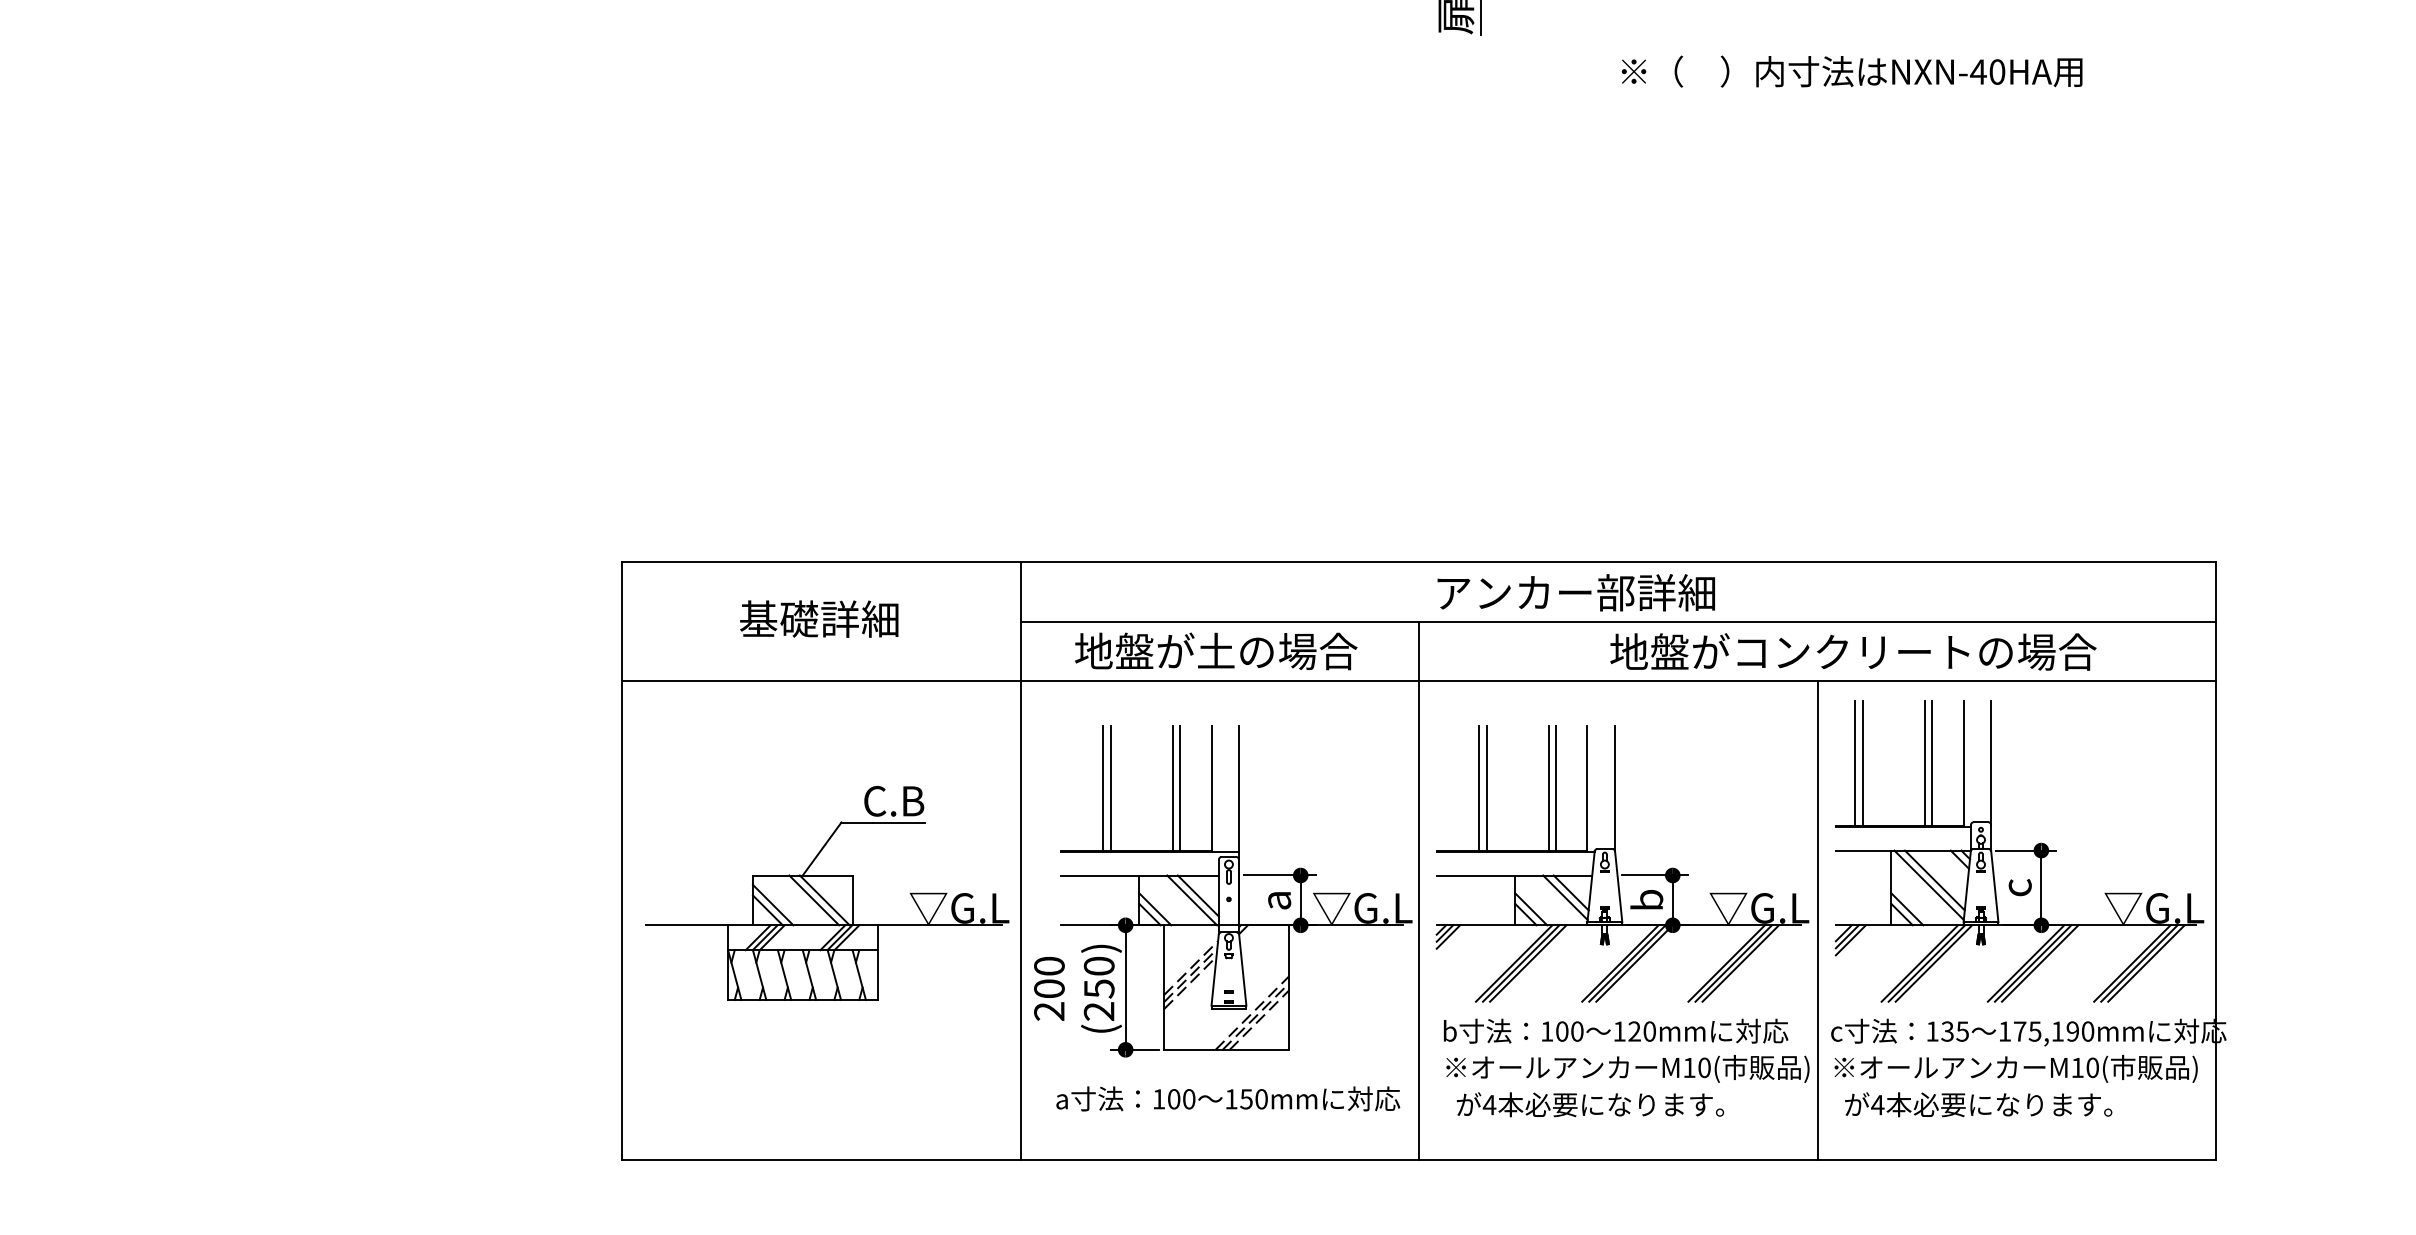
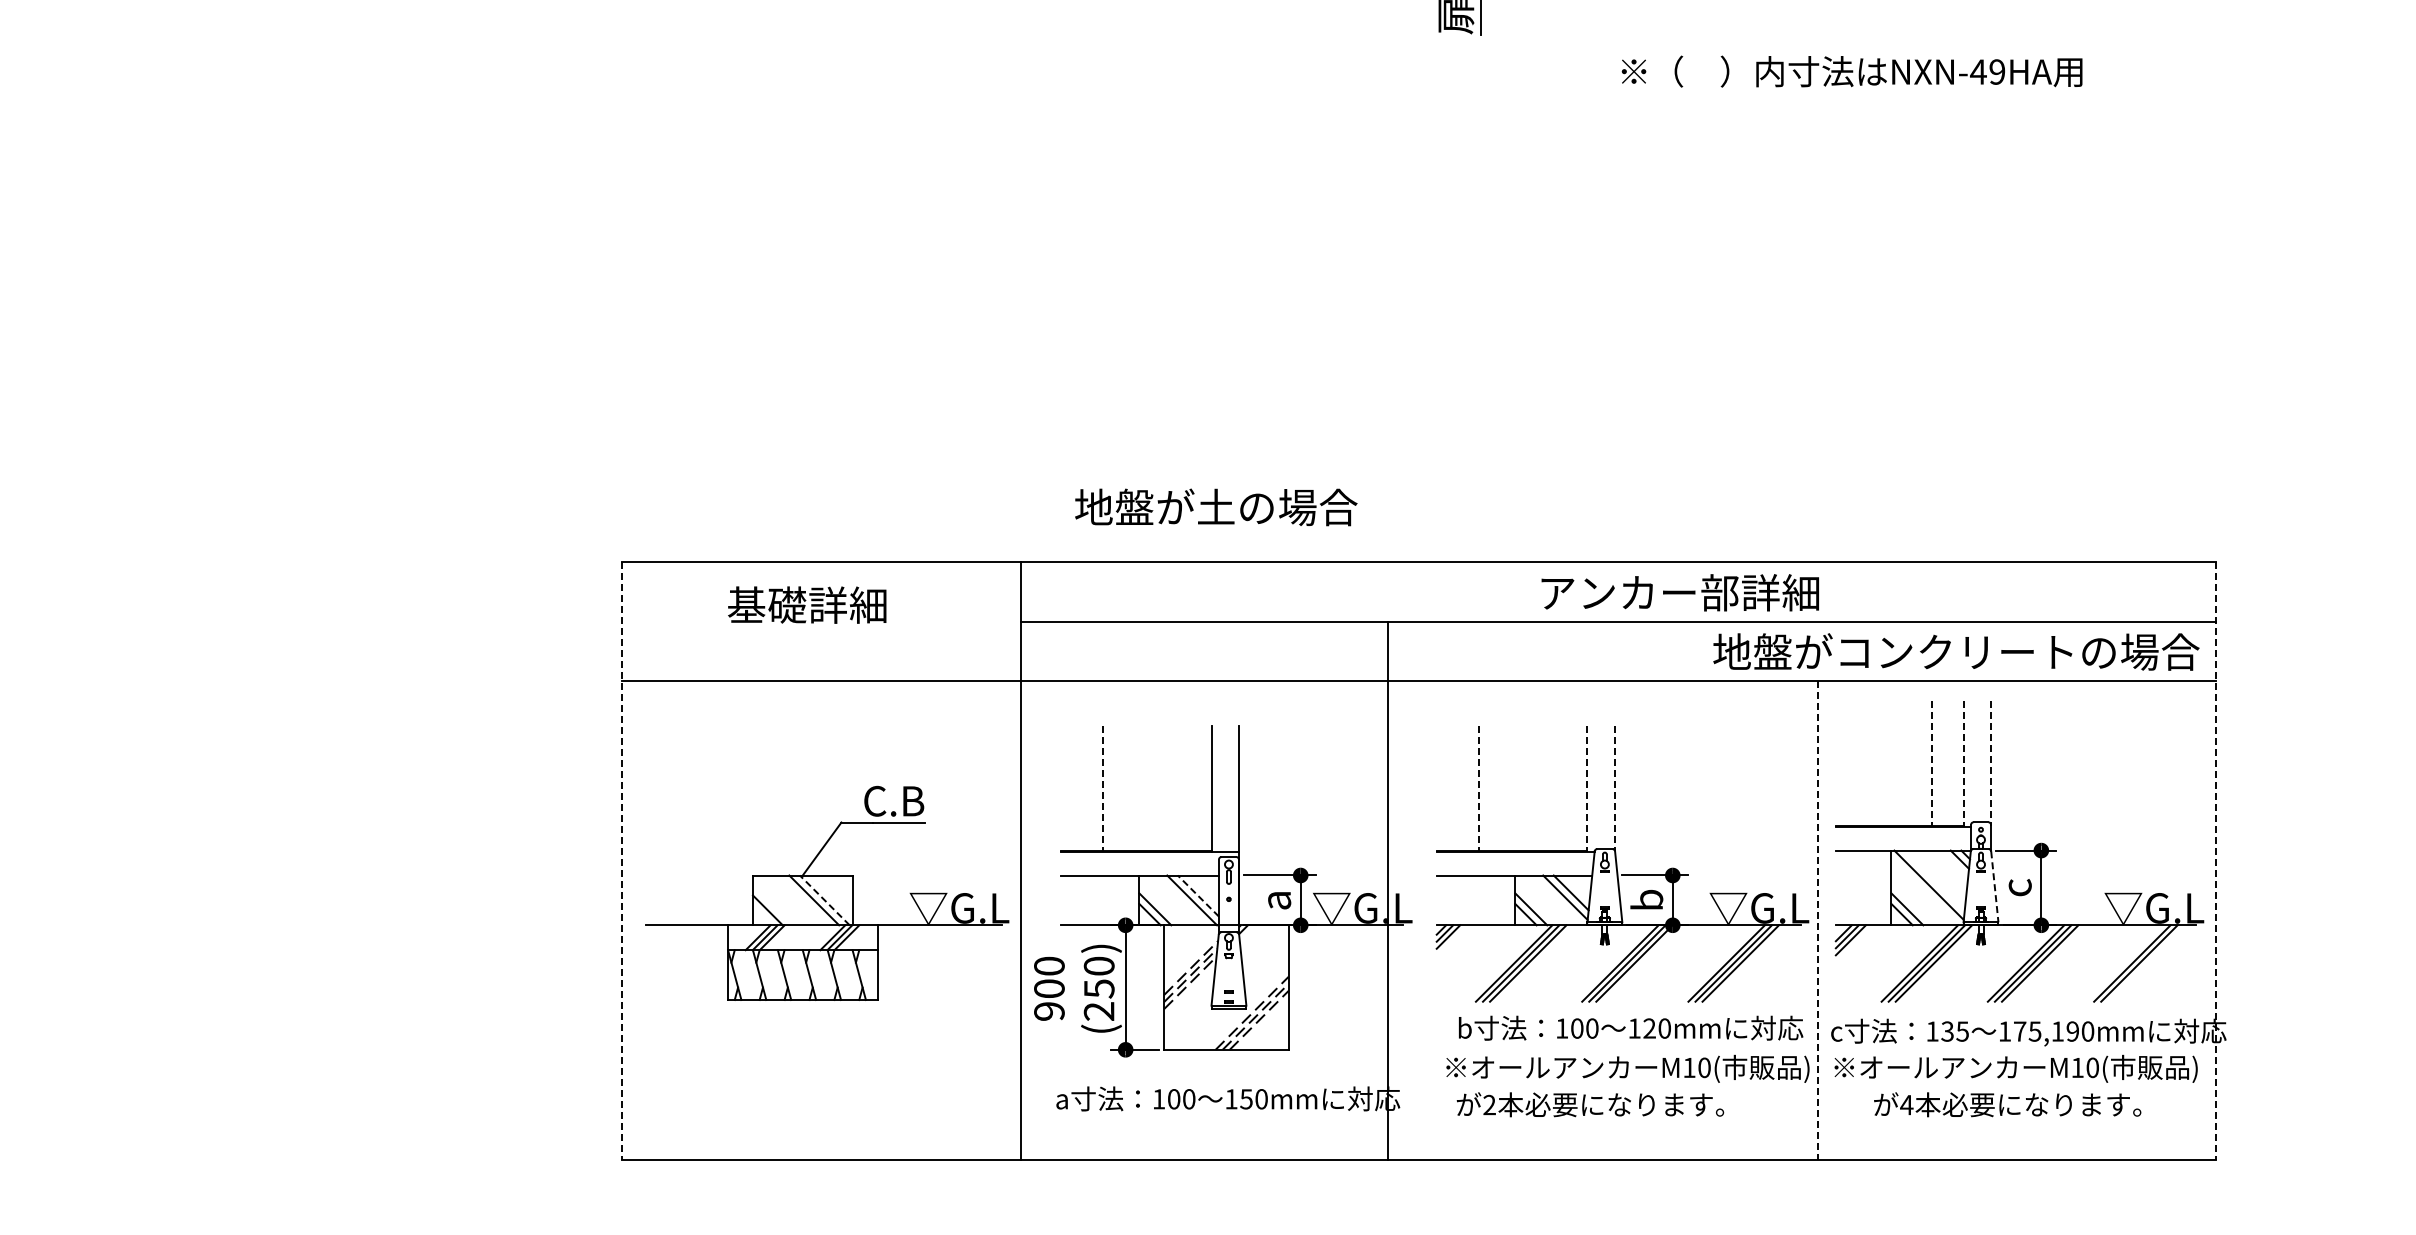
text: NXN-40HA -> NXN-49HA (1997, 71)
text position: (1575, 592) -> (1679, 592) (1679, 592)
text position: (819, 618) -> (807, 604) (807, 604)
text position: (1216, 651) -> (1216, 507) (1216, 507)
text position: (1853, 651) -> (1956, 651) (1956, 651)
line: present -> none (1855, 763)
line: present -> none (1862, 763)
line: present -> none (1924, 763)
line: solid -> dashed (1932, 763)
line: solid -> dashed (1990, 763)
line: solid -> dashed (1963, 764)
line: solid -> dashed (1103, 788)
line: present -> none (1110, 788)
line: present -> none (1172, 788)
line: present -> none (1180, 788)
line: solid -> dashed (1479, 788)
line: present -> none (1486, 788)
line: present -> none (1548, 788)
line: present -> none (1556, 788)
line: solid -> dashed (1614, 788)
line: solid -> dashed (1587, 789)
line: solid -> dashed (622, 860)
line: solid -> dashed (2216, 860)
line: present -> none (1934, 880)
line: solid -> dashed (1994, 886)
line position: (1419, 890) -> (1388, 890) (1388, 890)
line: solid -> dashed (1198, 895)
line: solid -> dashed (824, 900)
line: present -> none (772, 904)
line: solid -> dashed (1817, 921)
line: present -> none (2146, 963)
text: 200 -> 900 (1049, 1011)
text position: (1616, 1030) -> (1631, 1027) (1631, 1027)
text: 4 -> 2 (1489, 1104)
text position: (1978, 1104) -> (2007, 1104) (2007, 1104)
